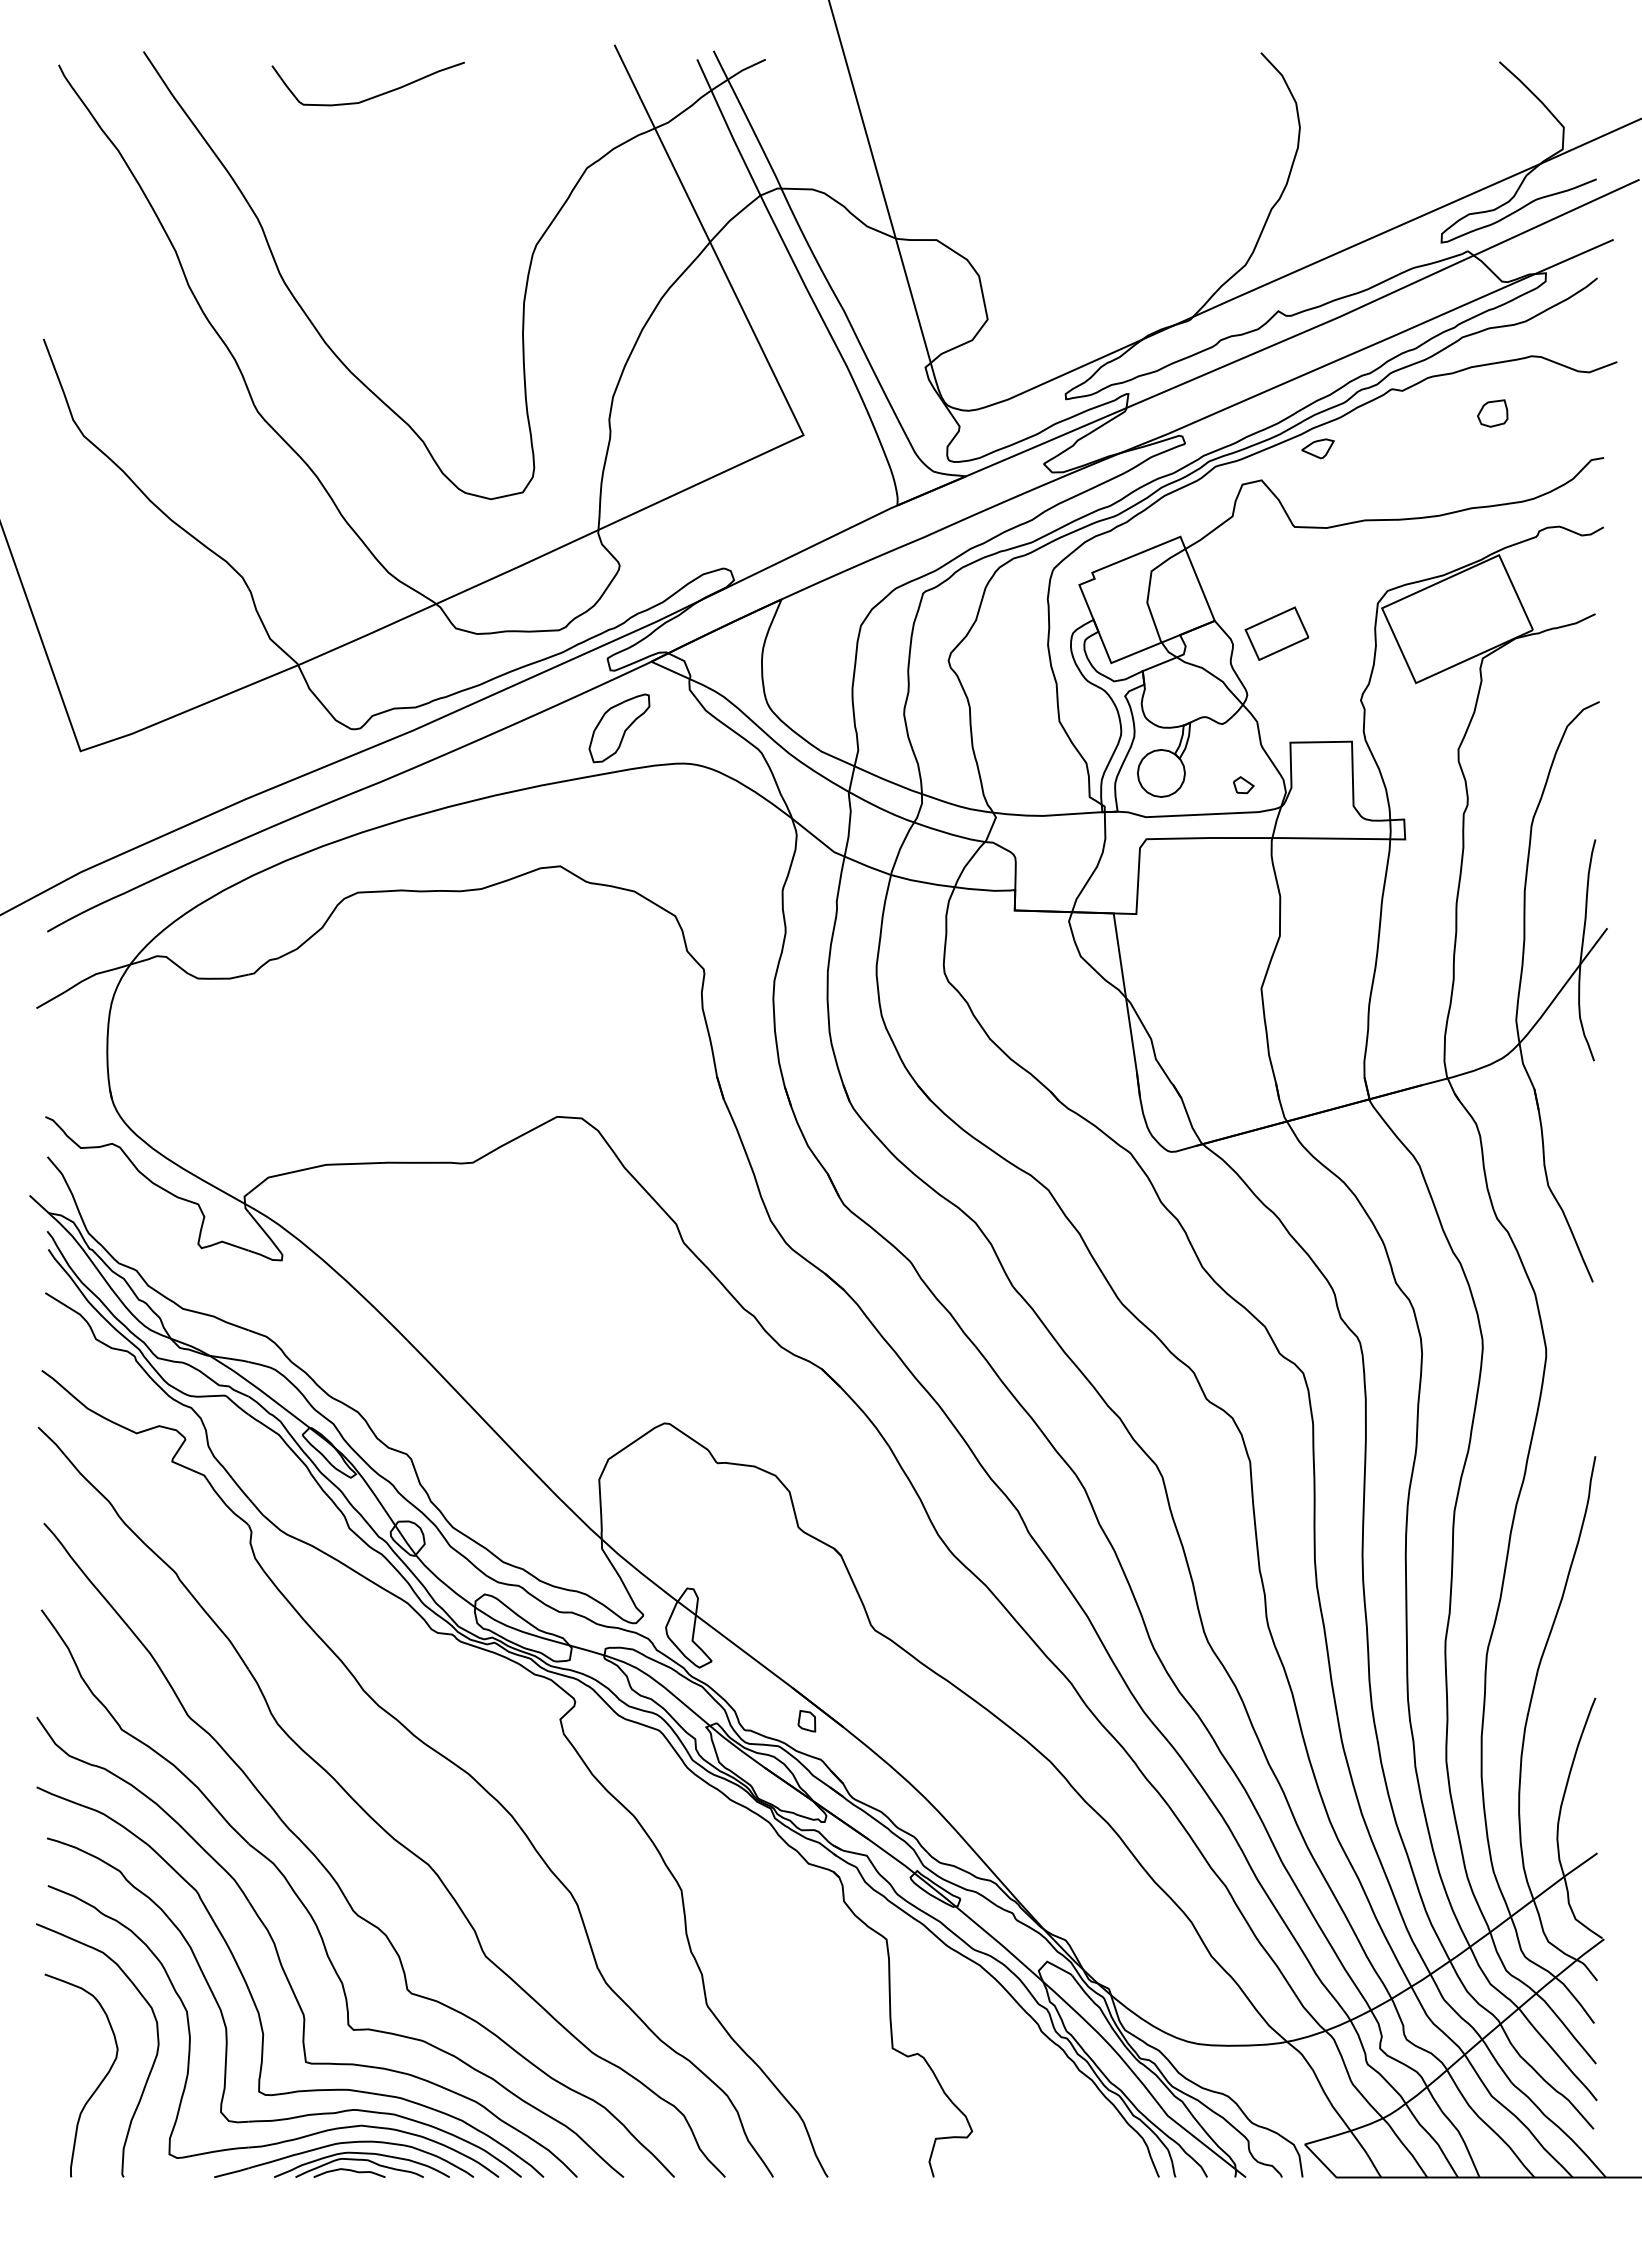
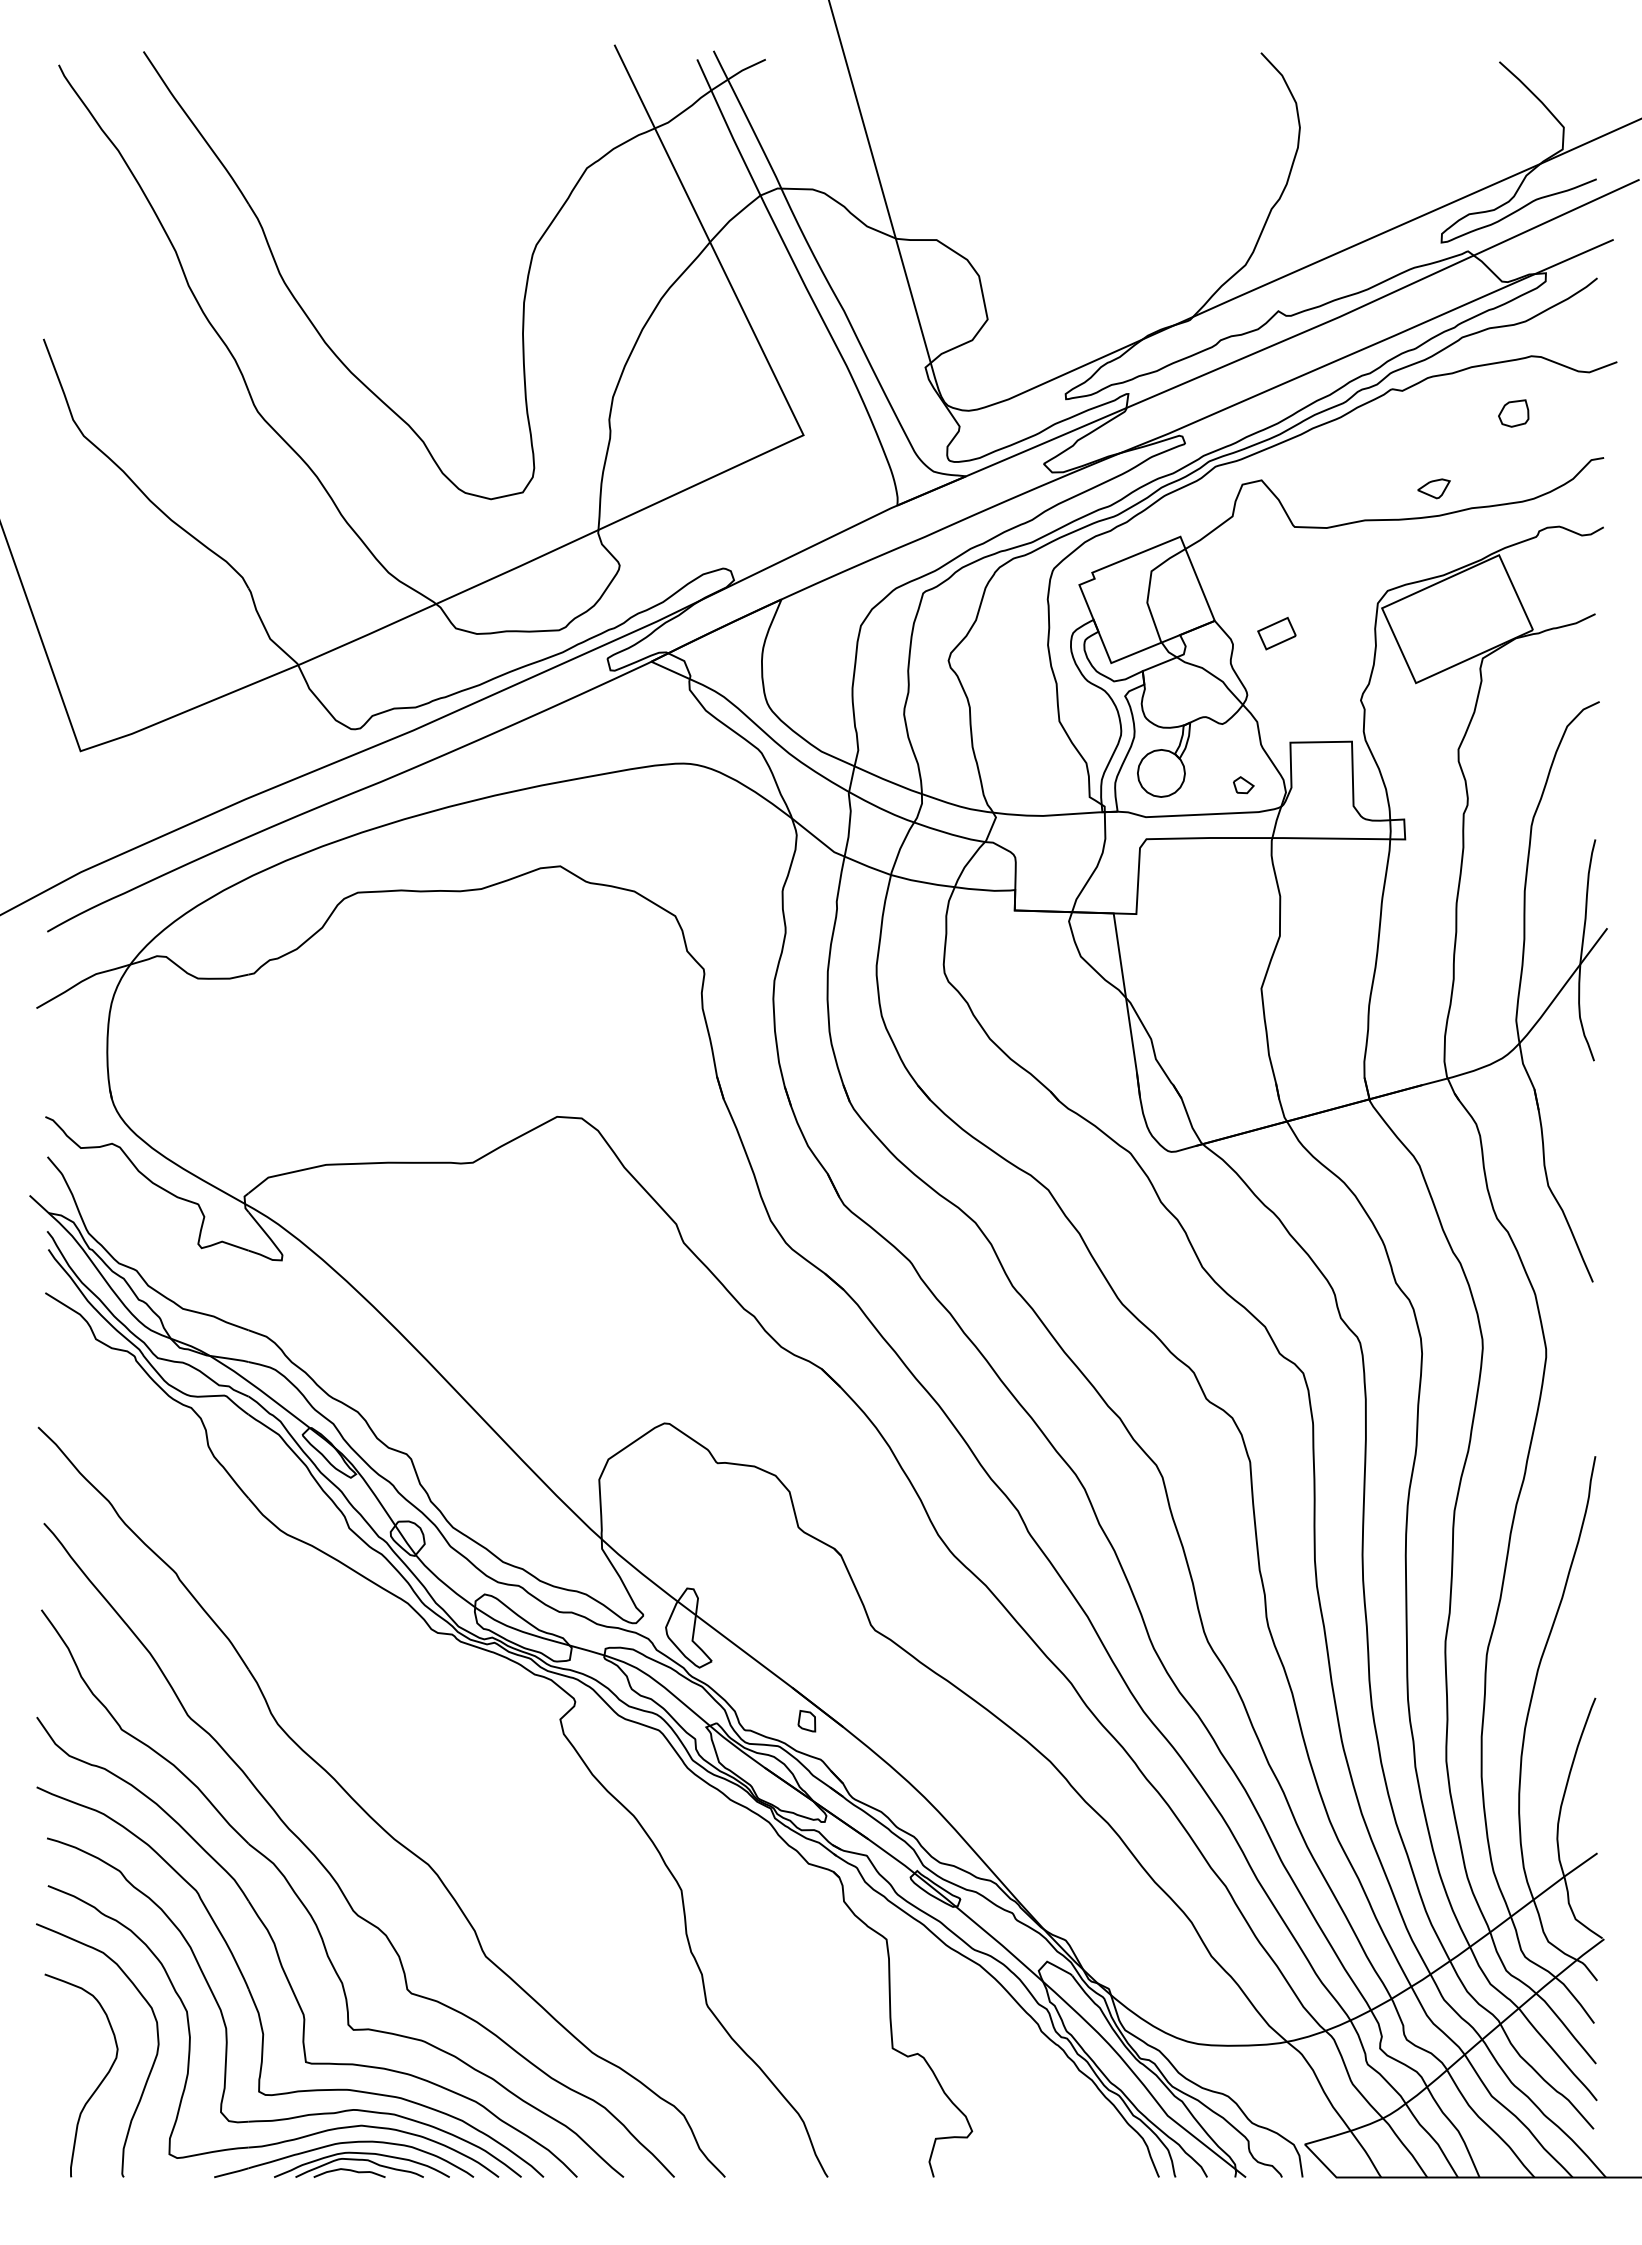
curve: present -> none (372, 96)
part position: (1492, 413) -> (1513, 413) (1513, 413)
part position: (1317, 448) -> (1433, 488) (1433, 488)
part size: 66x55 px -> 40x34 px (1276, 633)
part: present -> none (619, 728)
part: present -> none (426, 1746)
